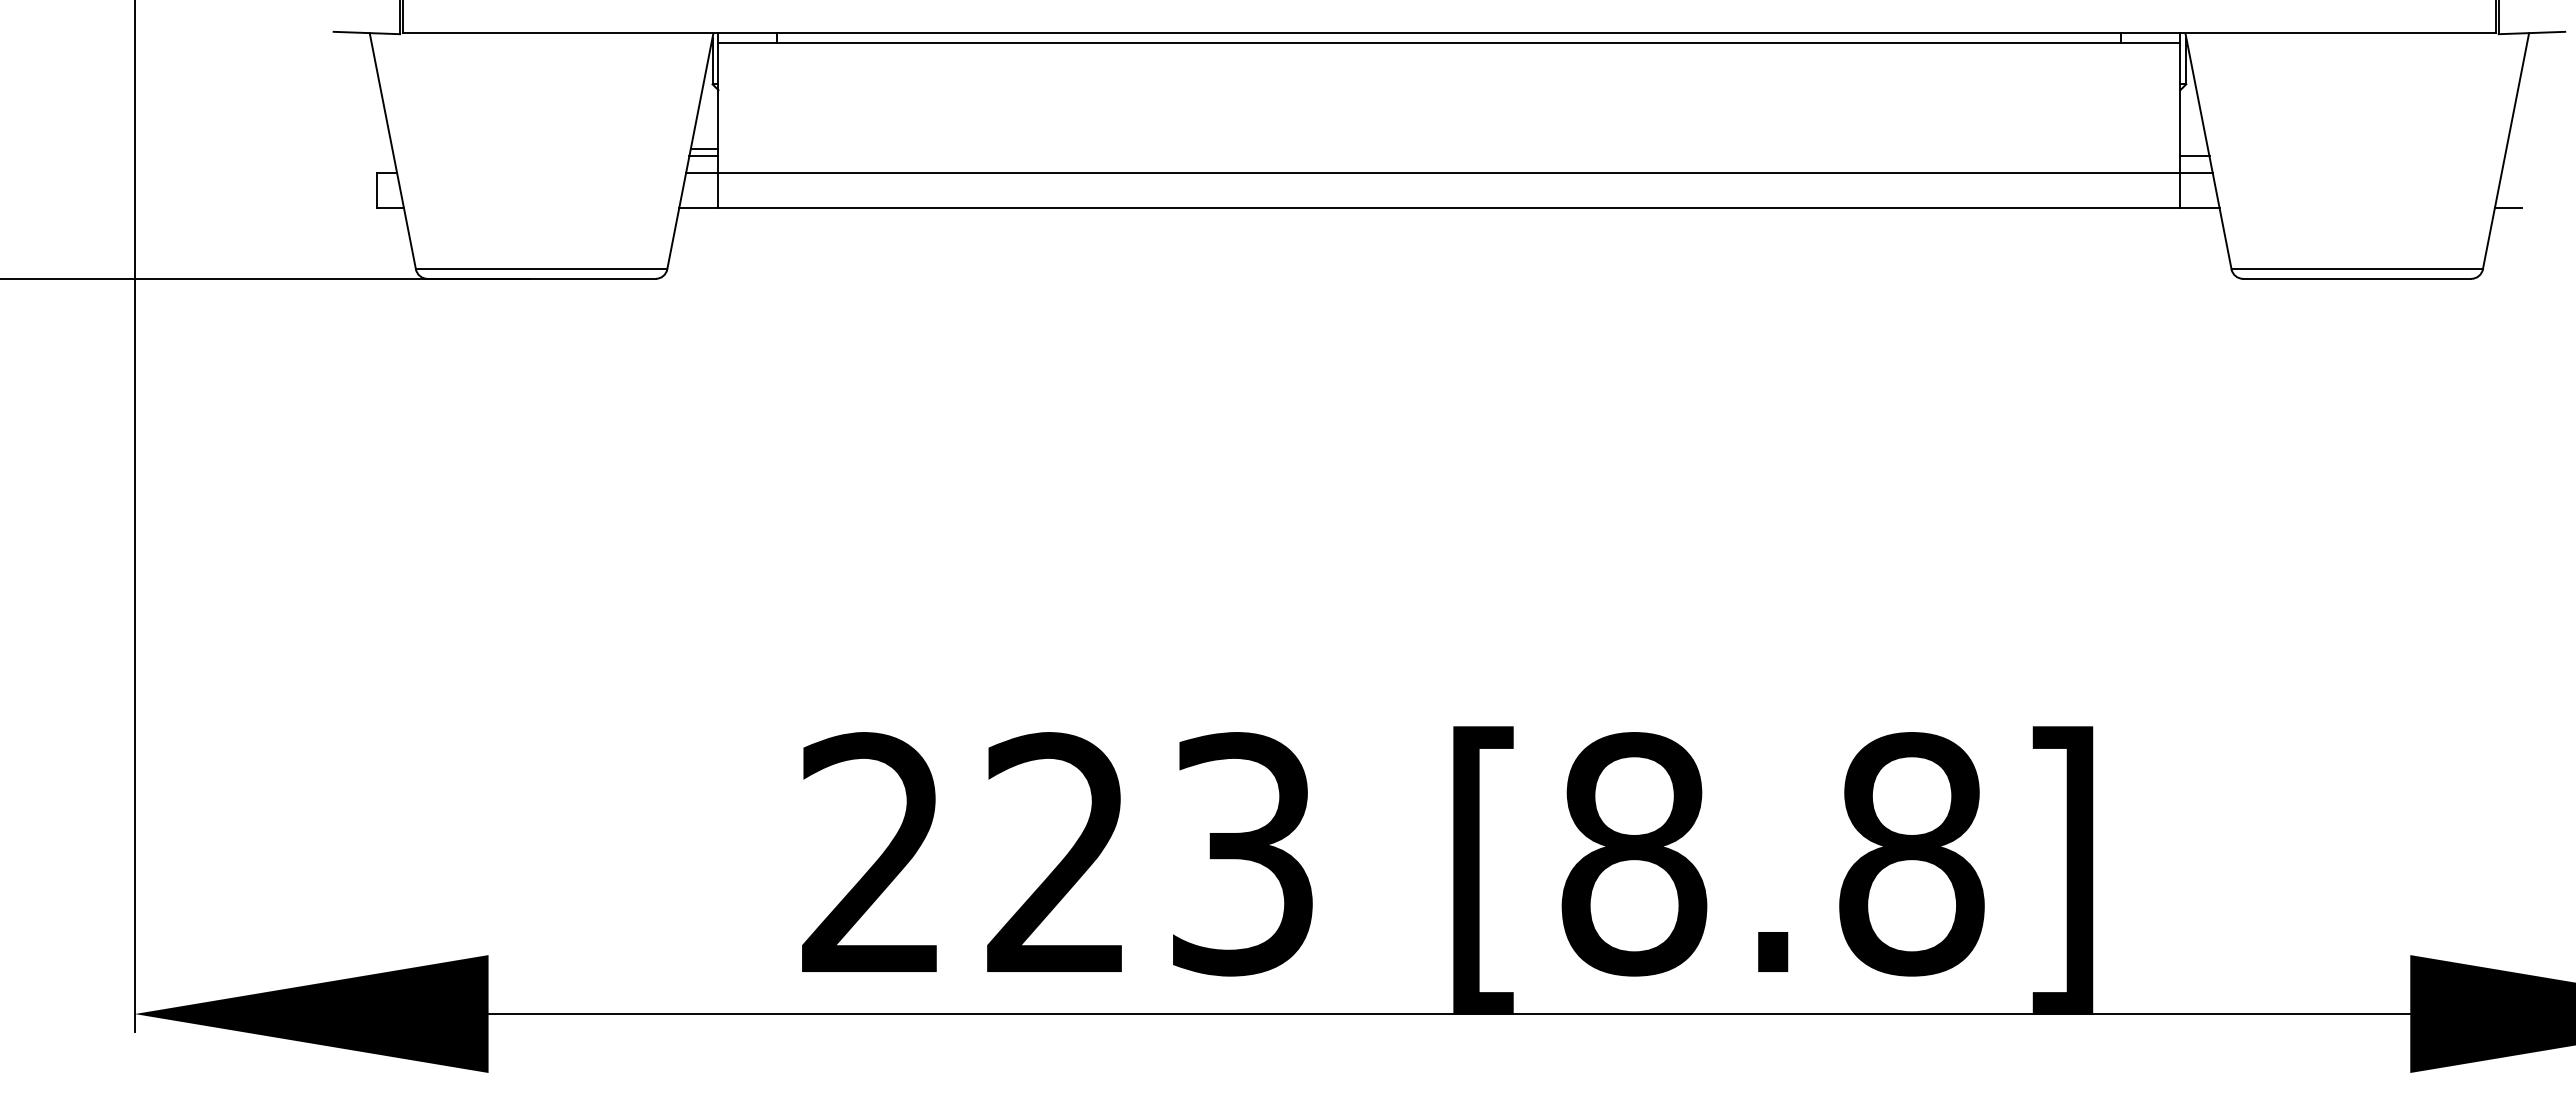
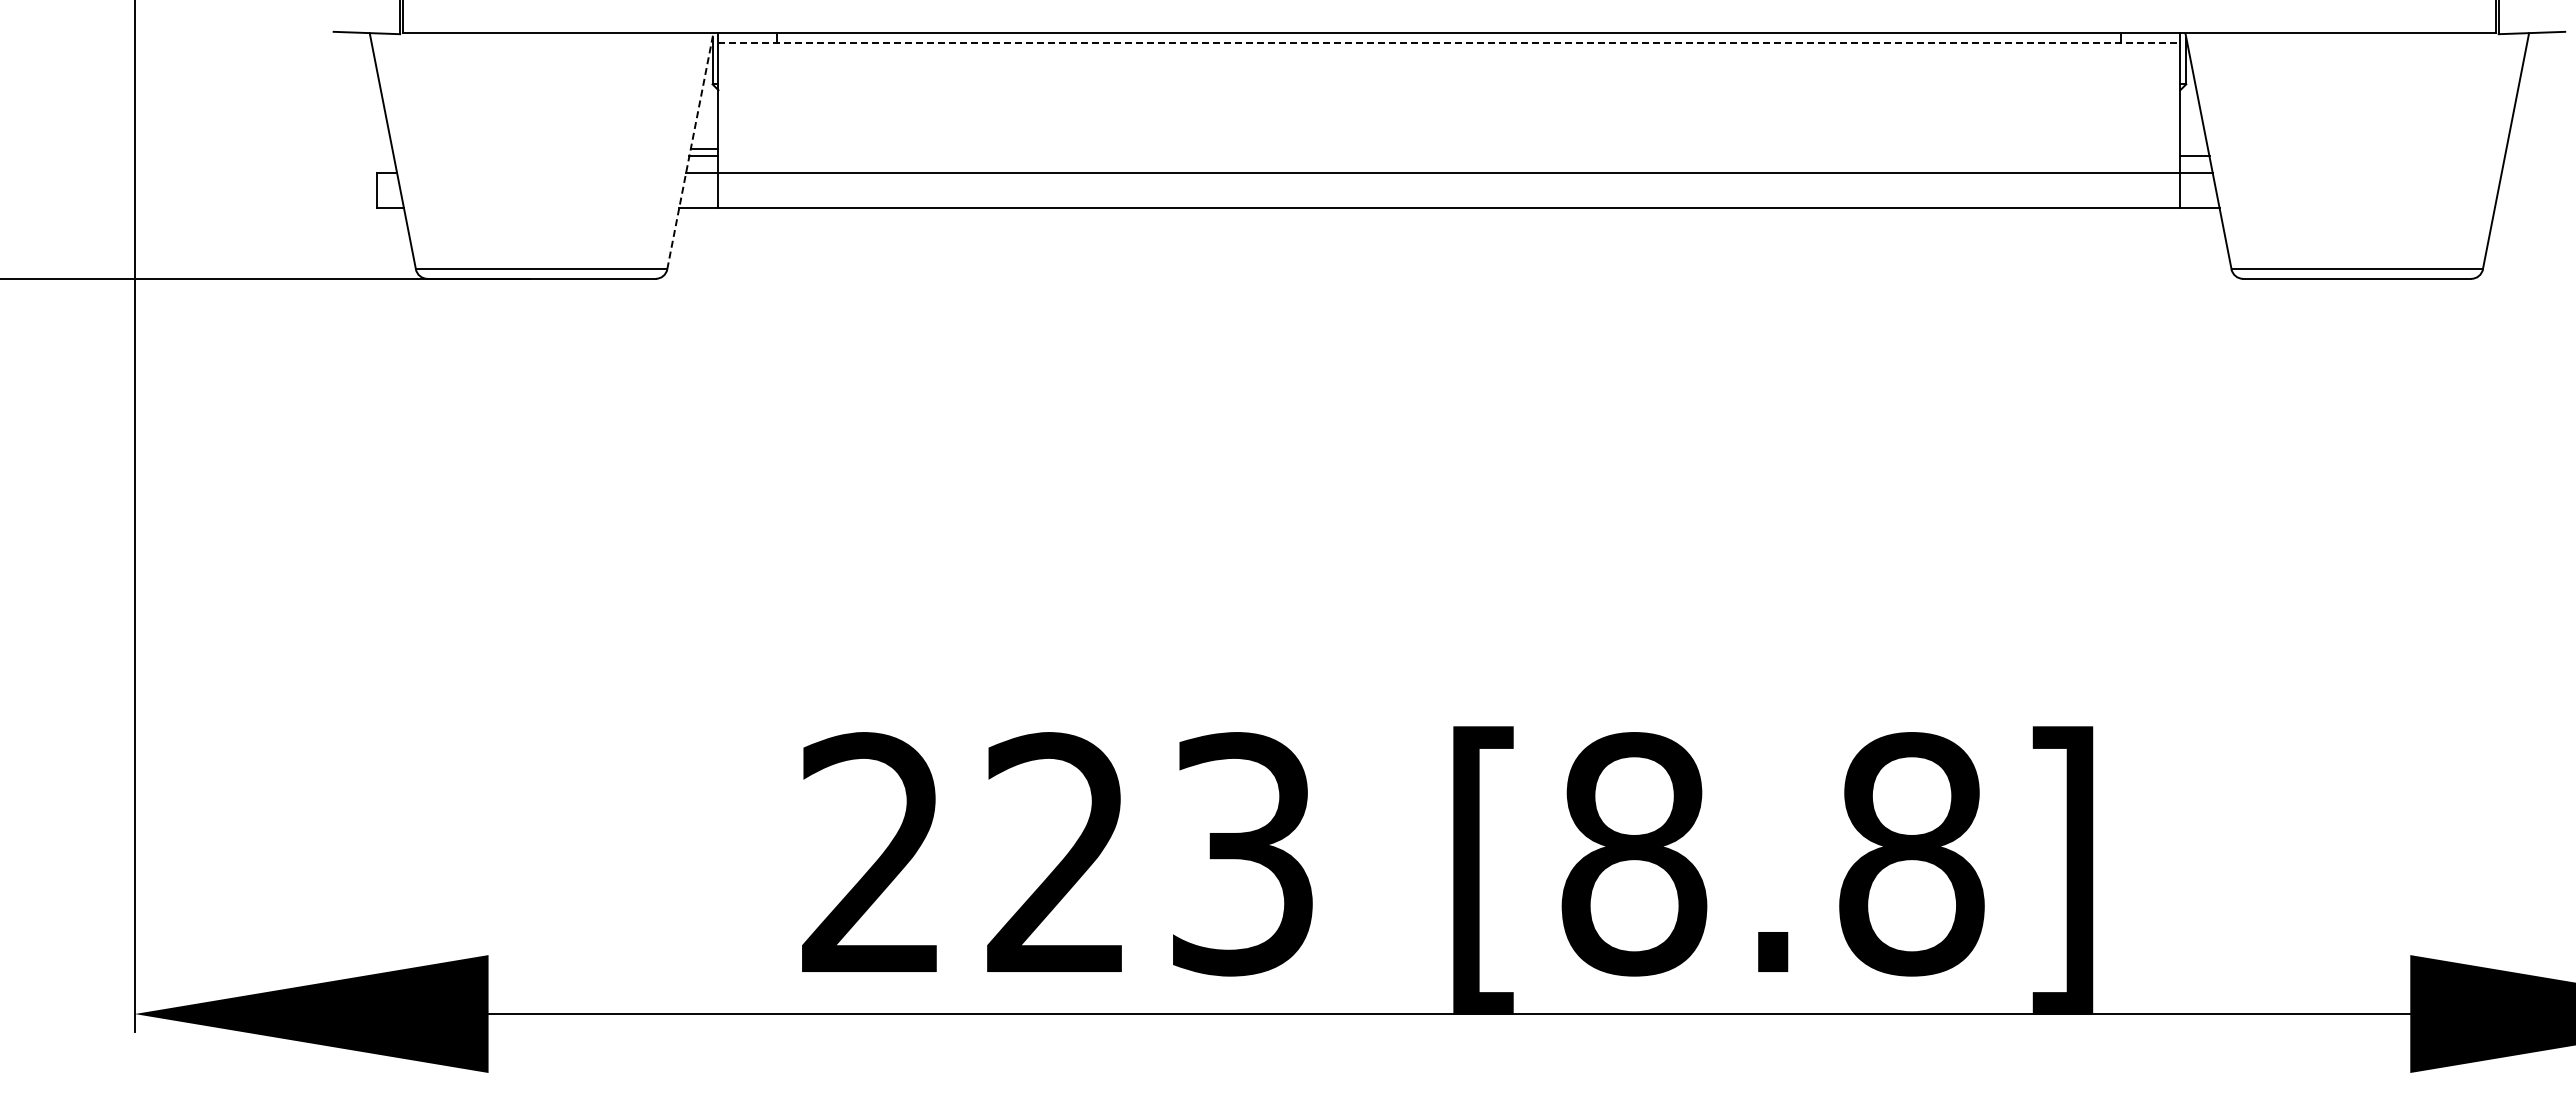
line: solid -> dashed (1449, 43)
line: solid -> dashed (690, 150)
line: present -> none (2508, 208)
